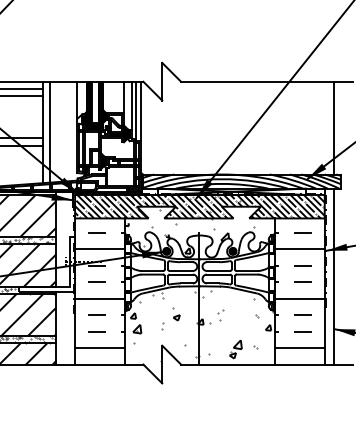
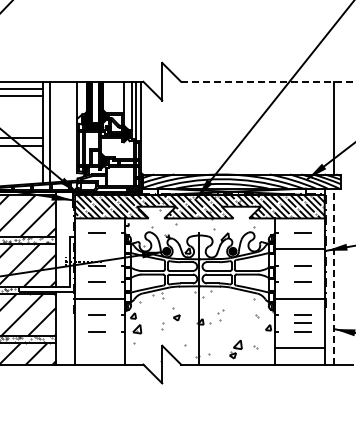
line: solid -> dashed (267, 81)
line: present -> none (99, 249)
line: solid -> dashed (334, 276)
line: none -> present (302, 322)
line: present -> none (99, 348)
